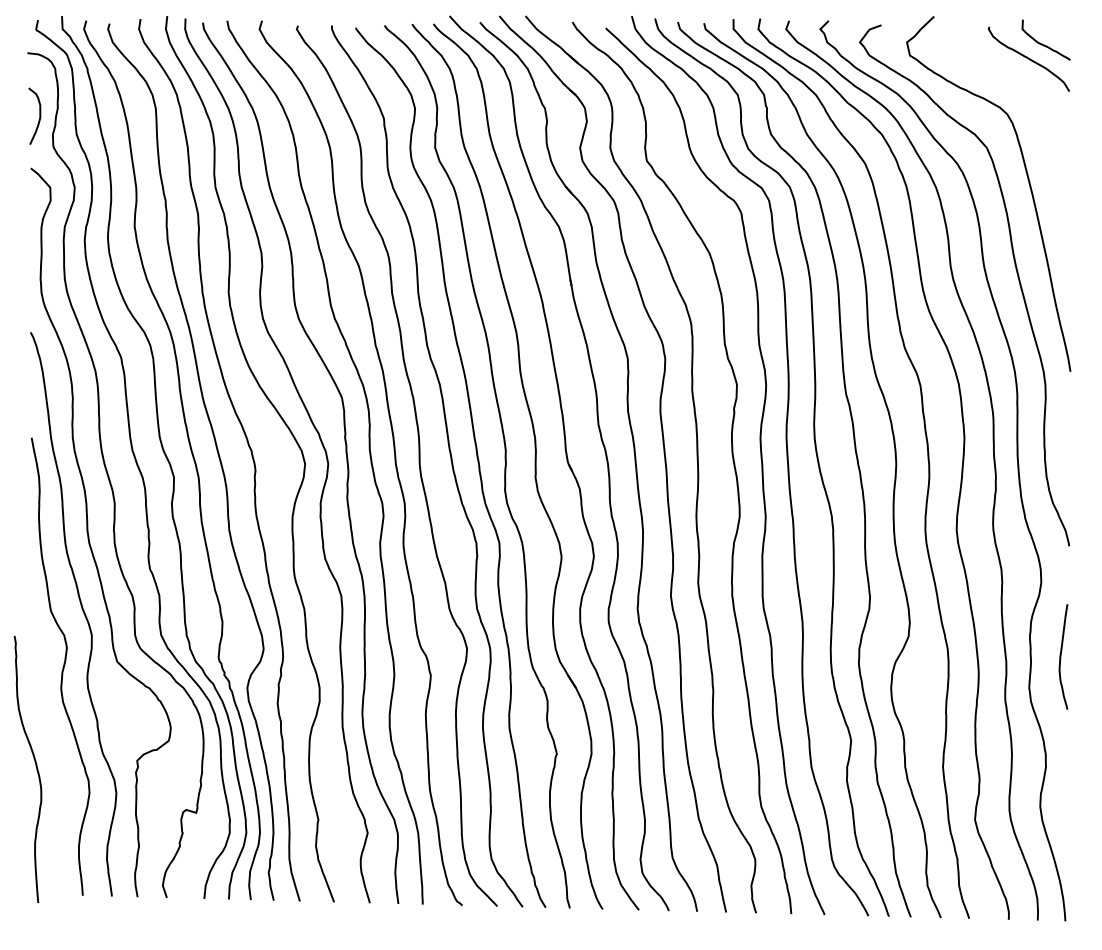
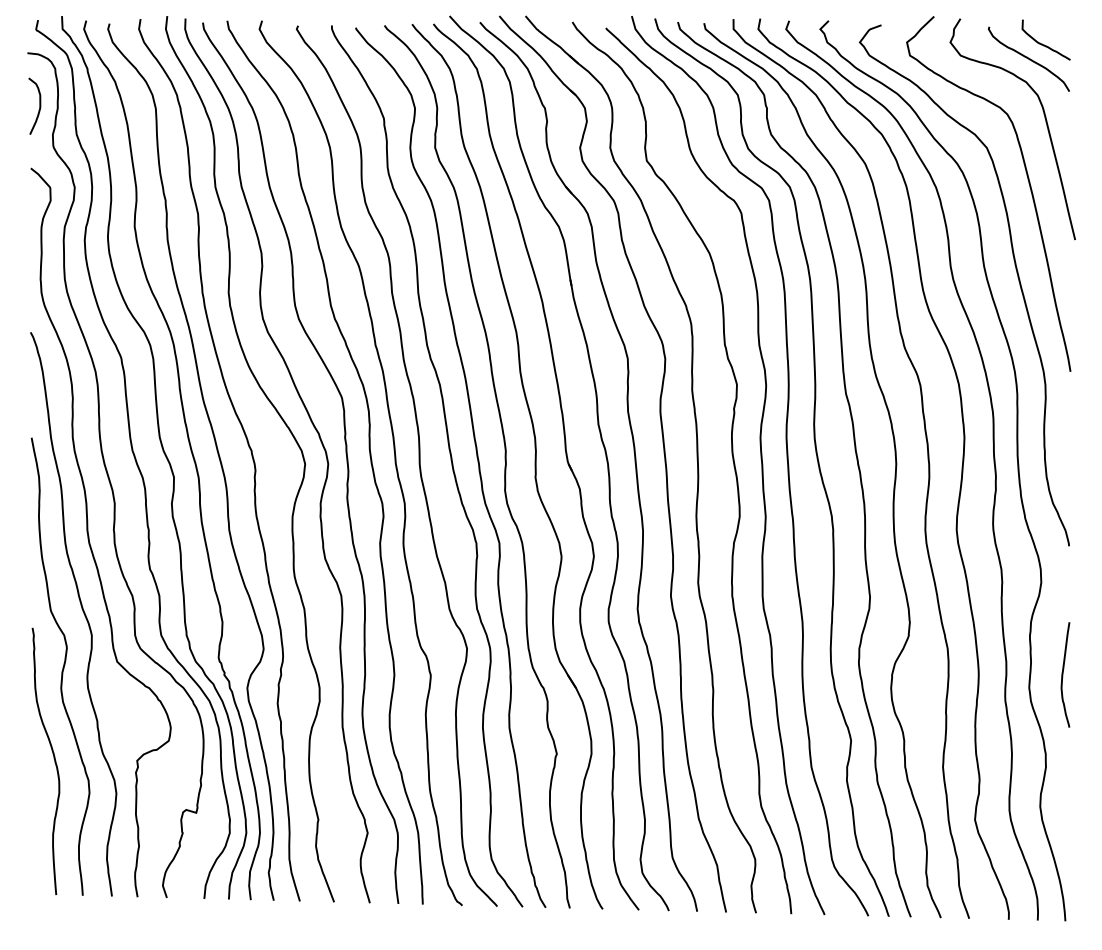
curve position: (39, 115) -> (39, 105) (39, 105)
curve: none -> present (1045, 122)
curve position: (1061, 656) -> (1063, 674) (1063, 674)
curve position: (35, 766) -> (53, 758) (53, 758)
